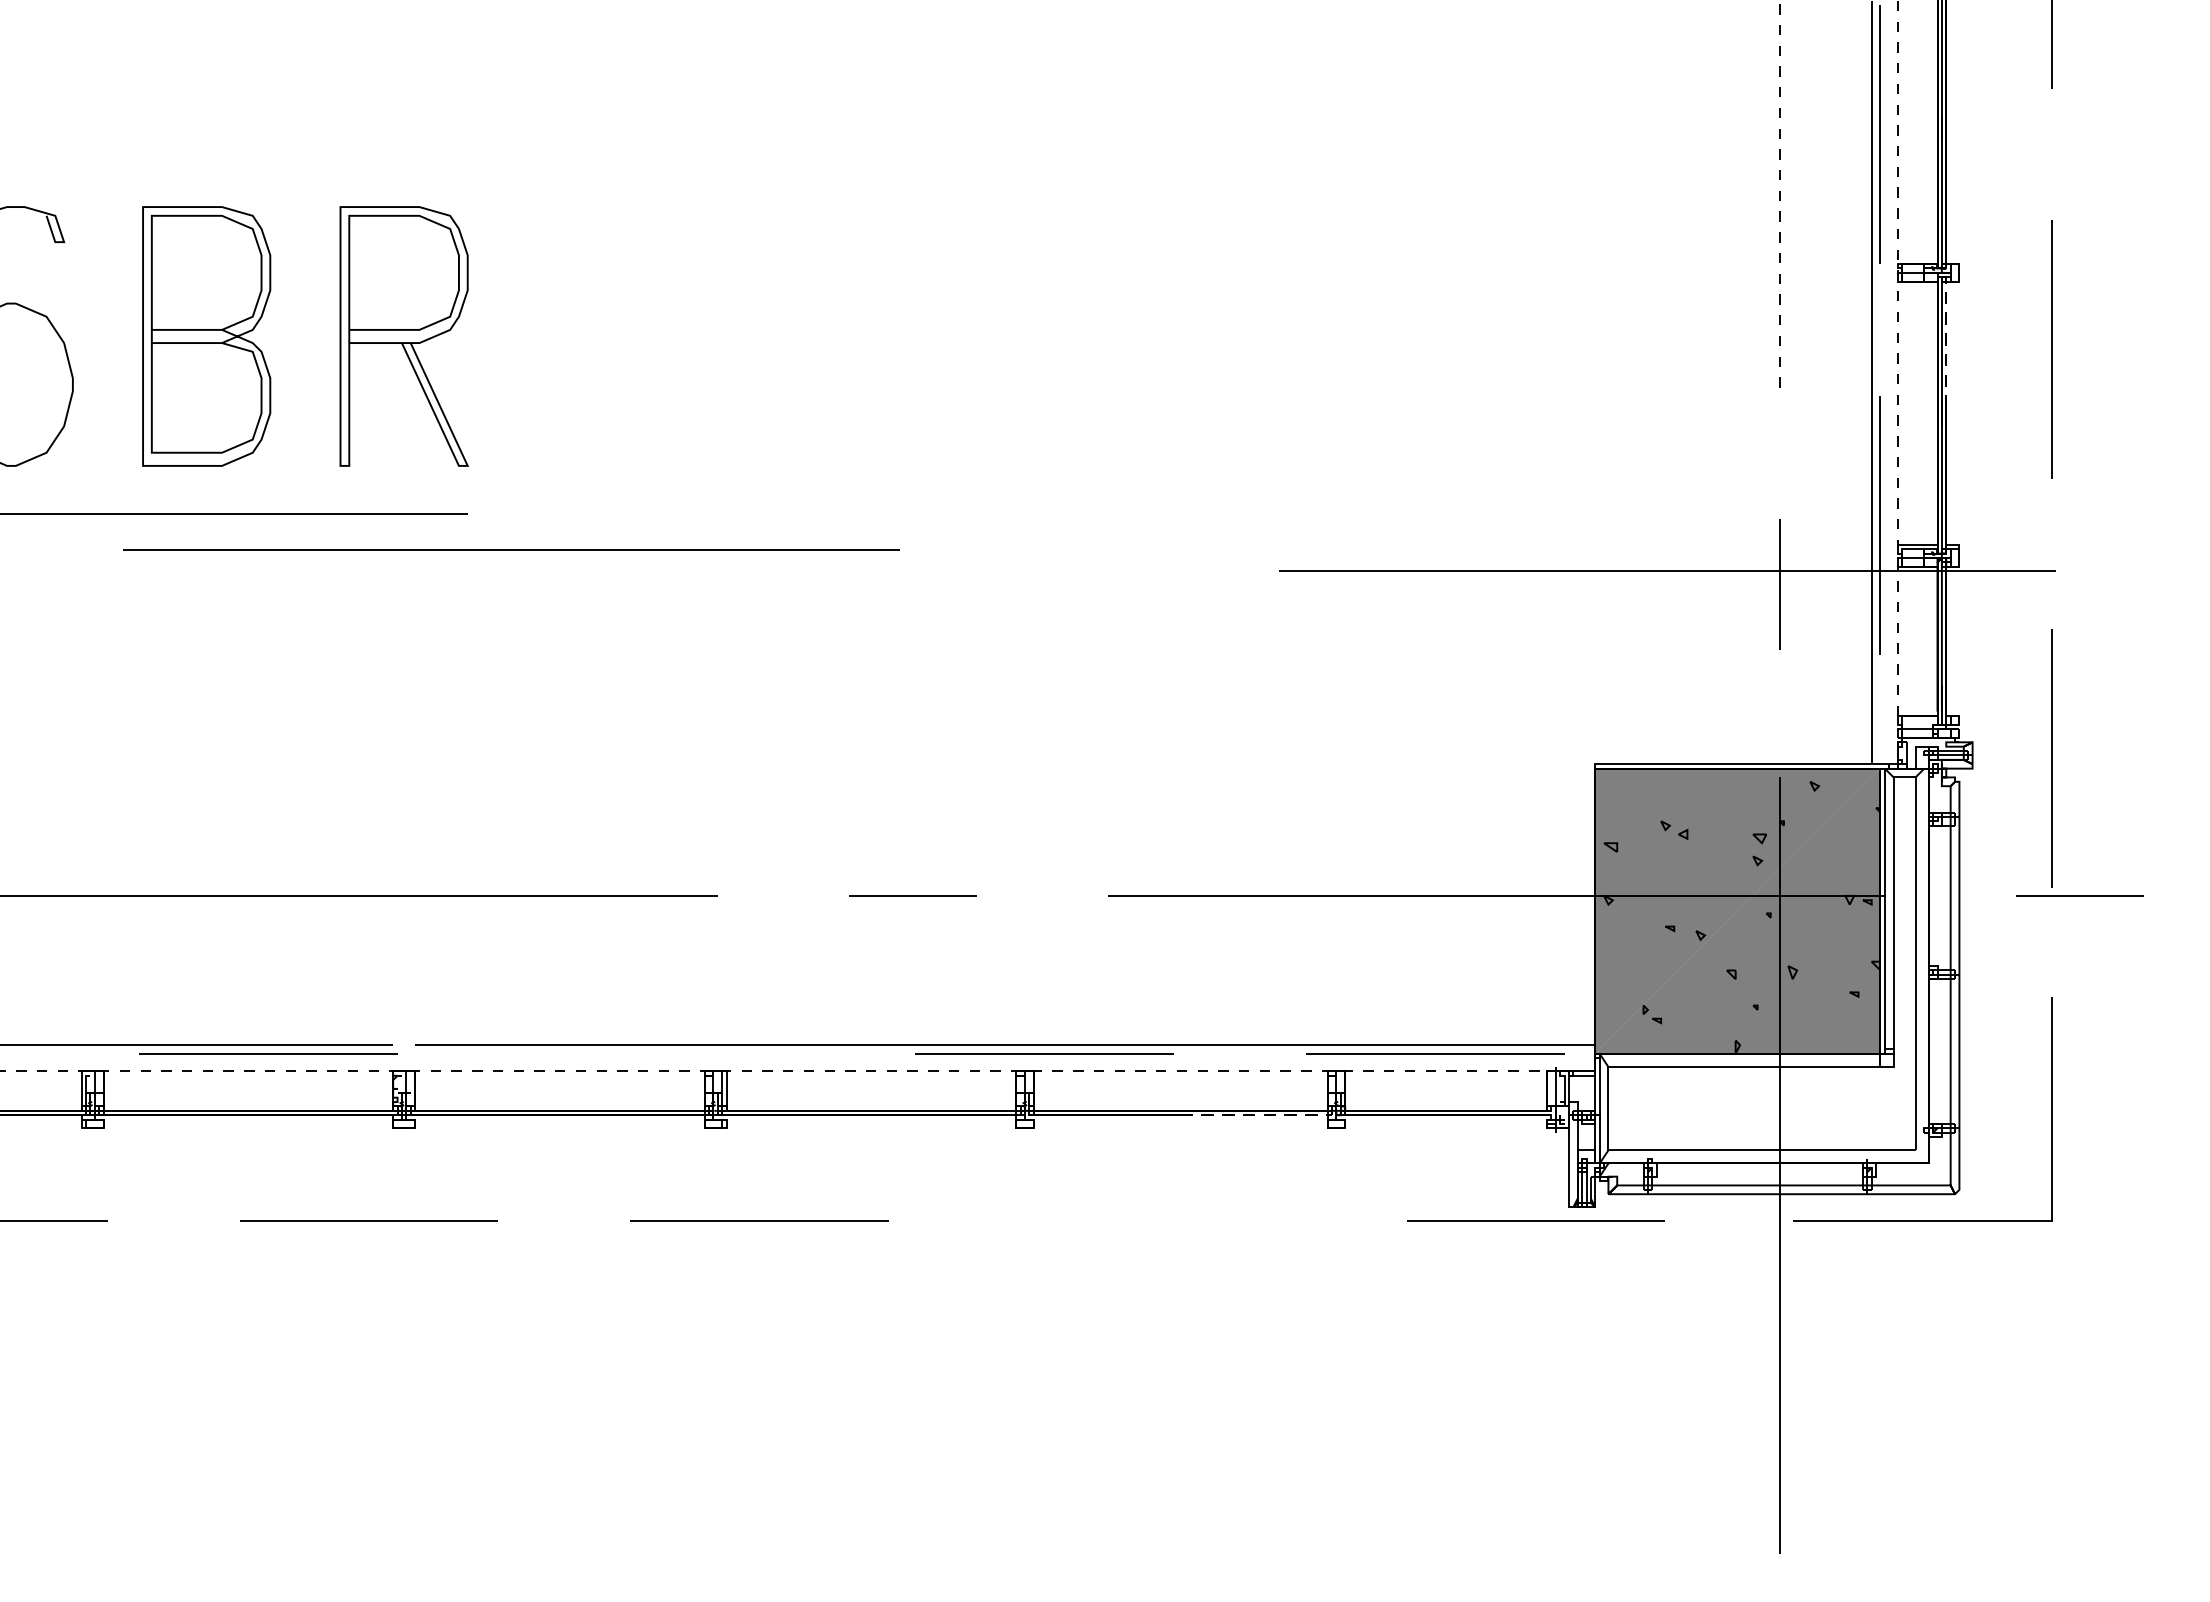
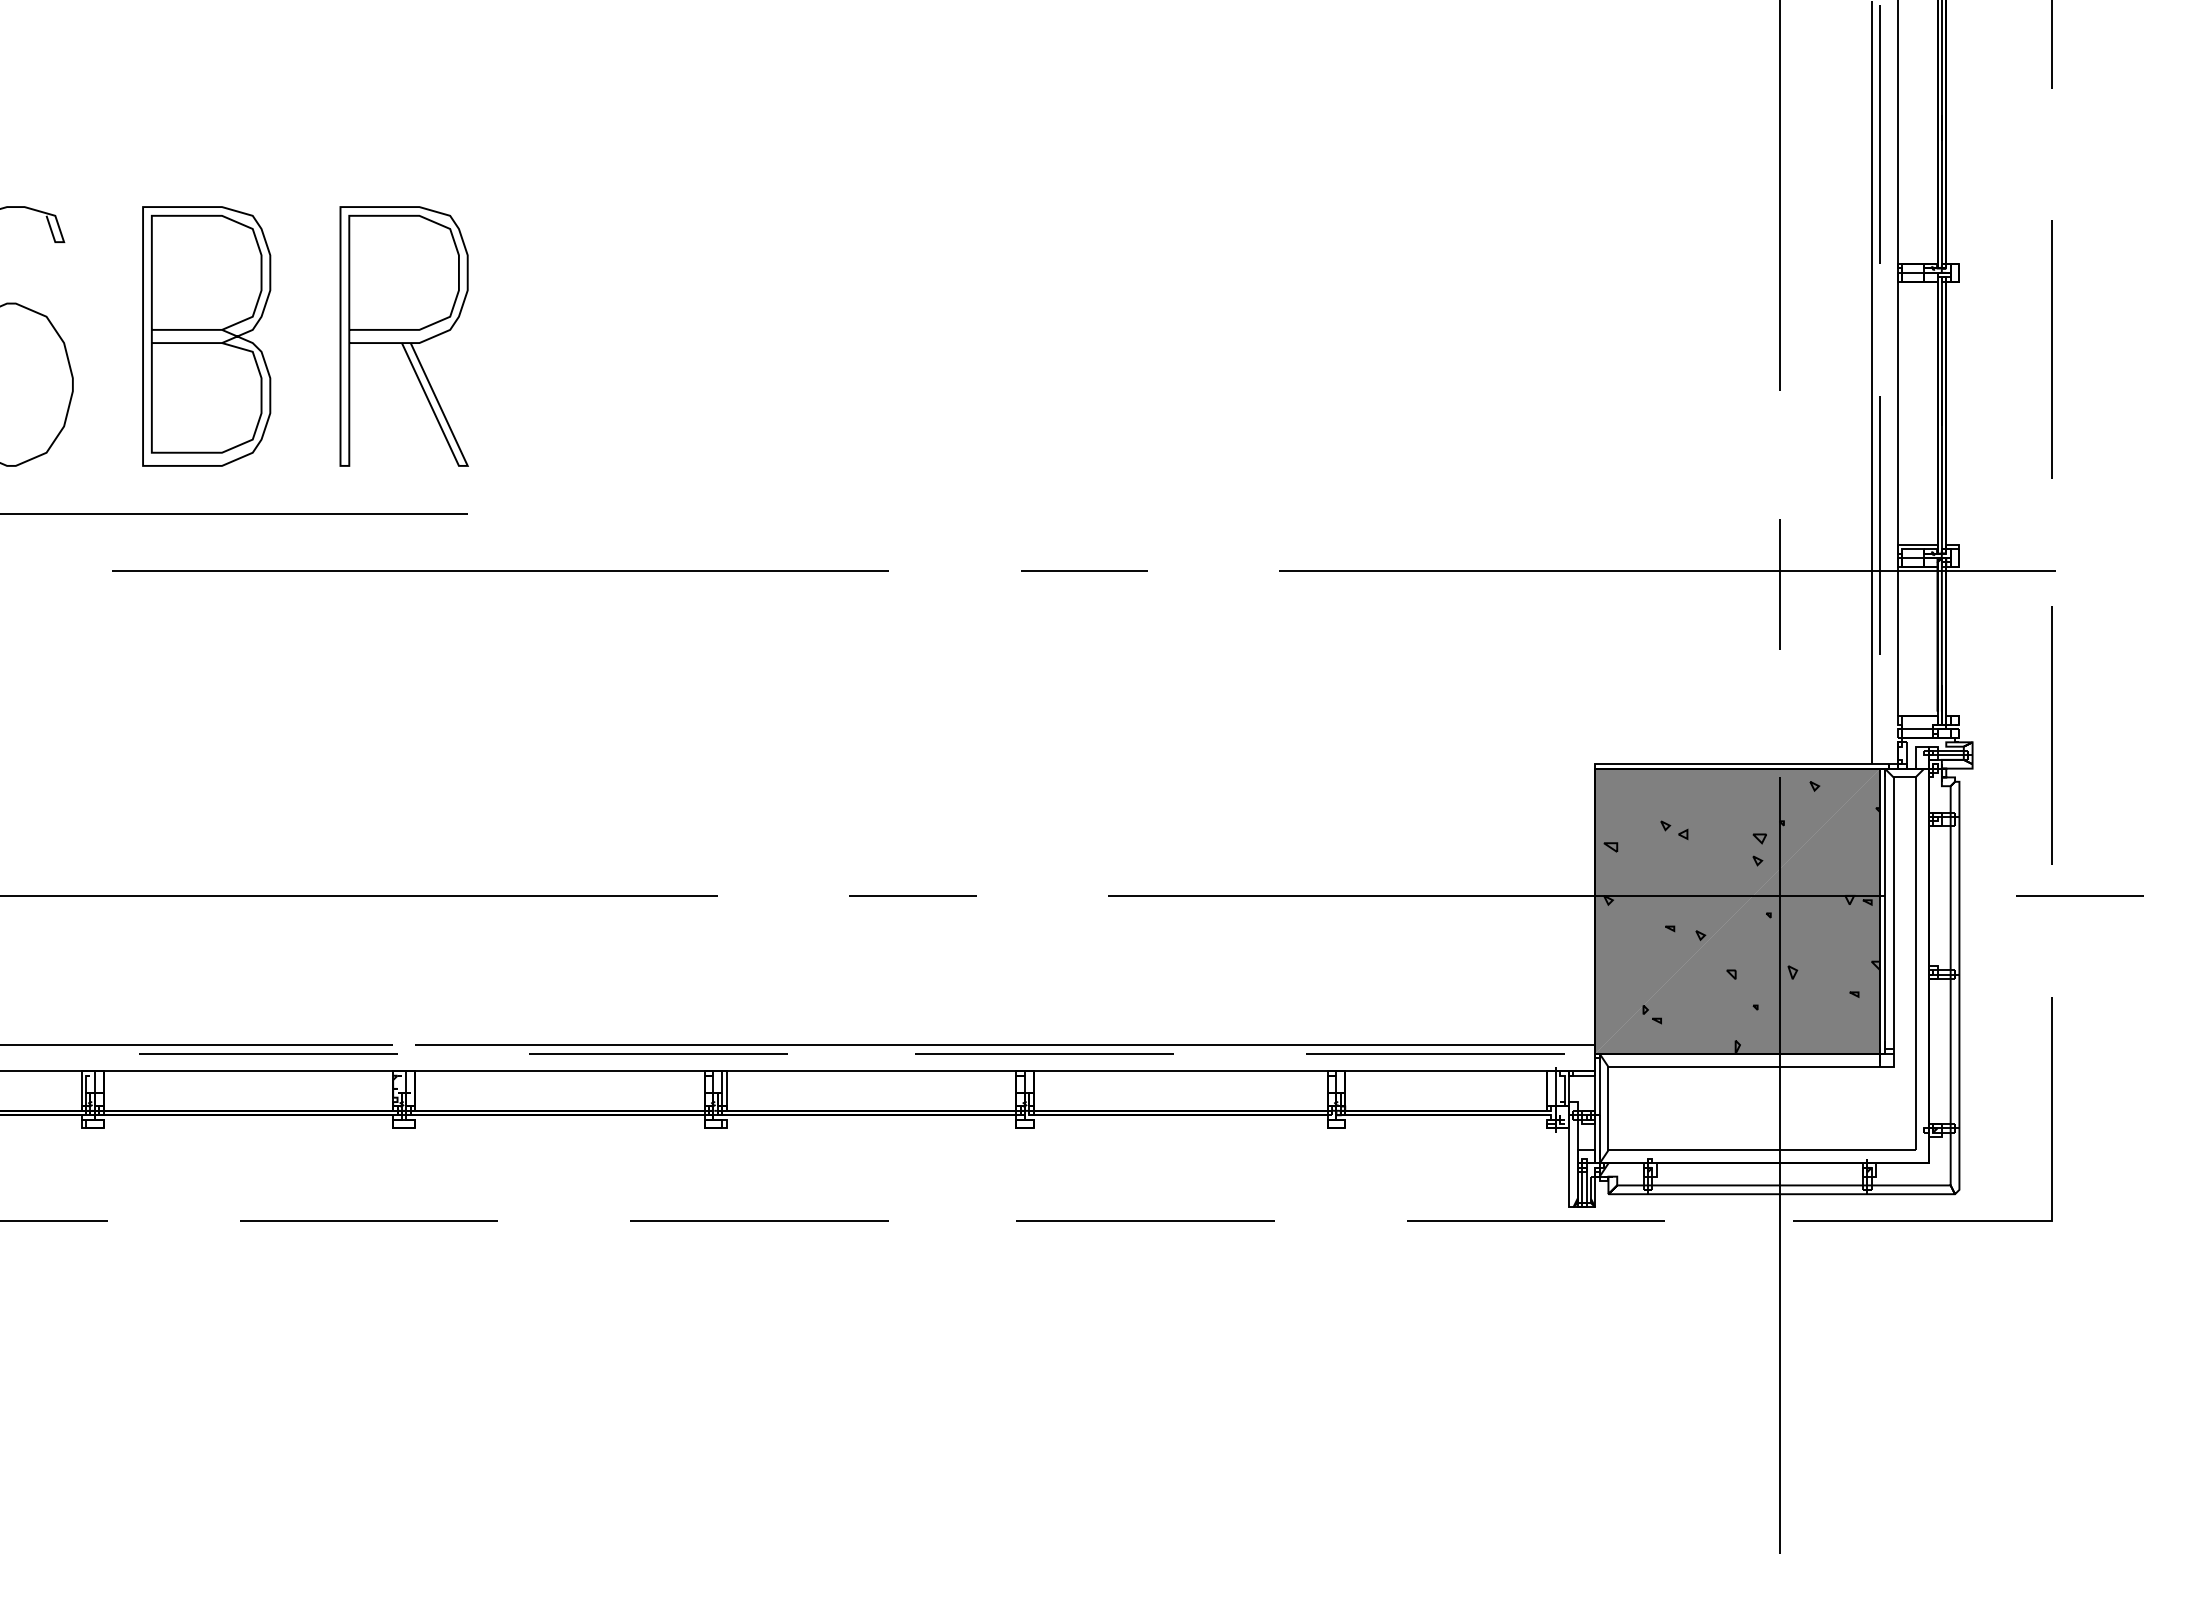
line: dashed -> solid (1779, 196)
line: dashed -> solid (1946, 277)
line: dashed -> solid (1898, 358)
line position: (511, 549) -> (500, 570) (500, 570)
line: none -> present (1084, 570)
line position: (2051, 758) -> (2051, 735) (2051, 735)
line: none -> present (658, 1053)
line: dashed -> solid (774, 1071)
line: dashed -> solid (1332, 1115)
line: none -> present (1145, 1220)
